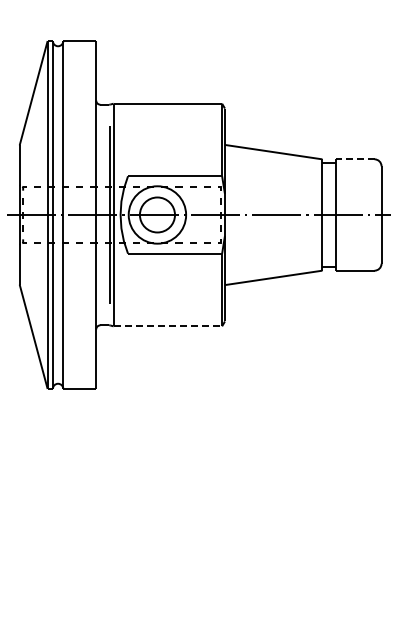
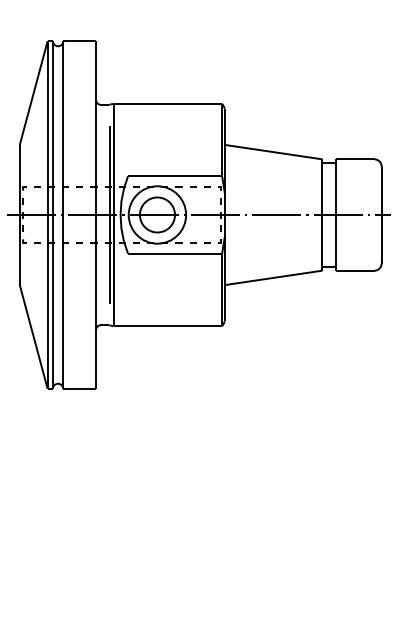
line: dashed -> solid (354, 159)
line: dashed -> solid (168, 326)
